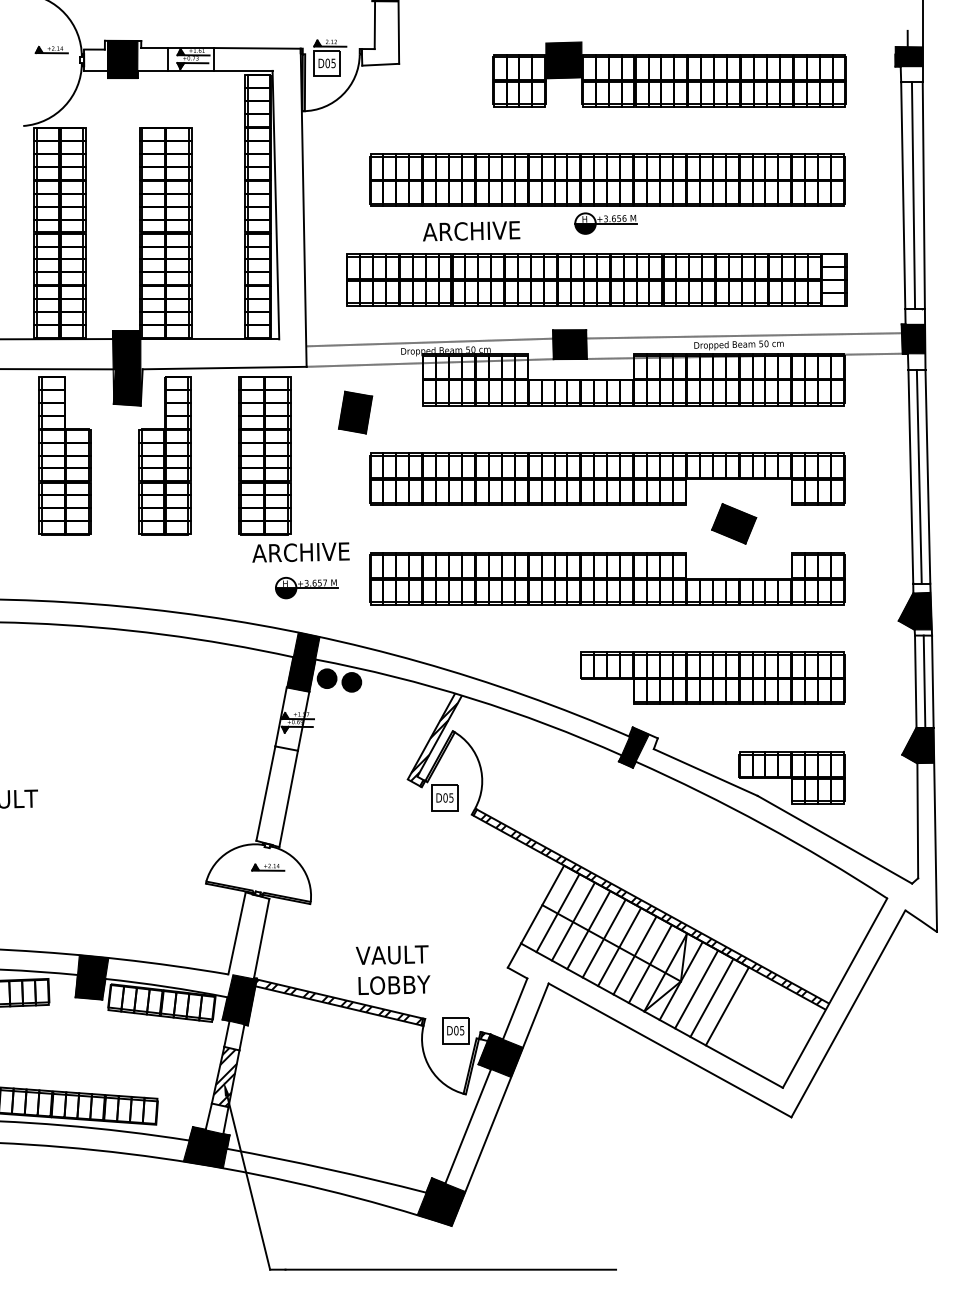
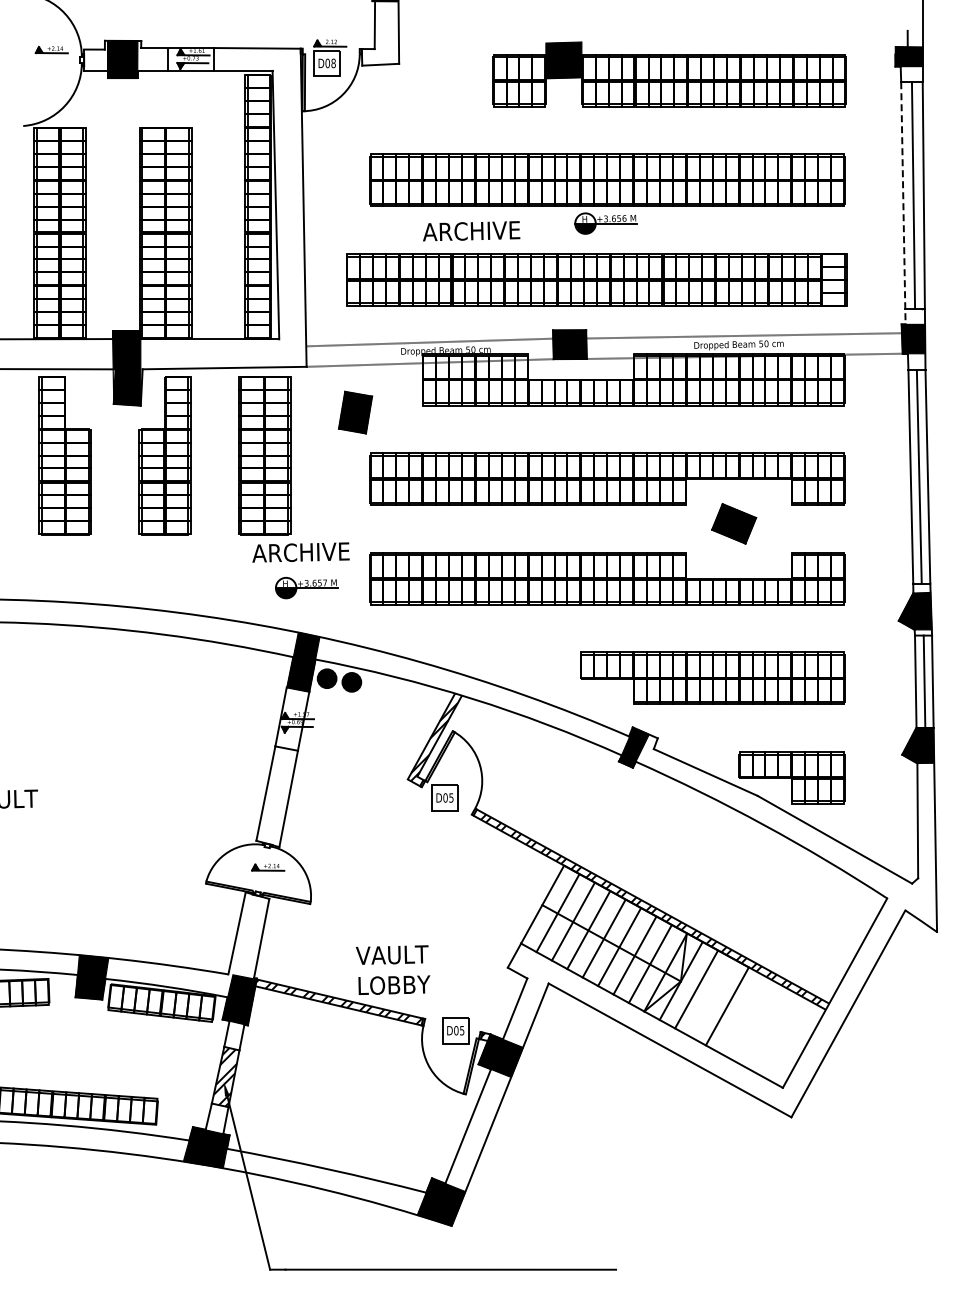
text: D05 -> D08 (333, 63)
line: solid -> dashed (903, 203)
line: present -> none (711, 997)
